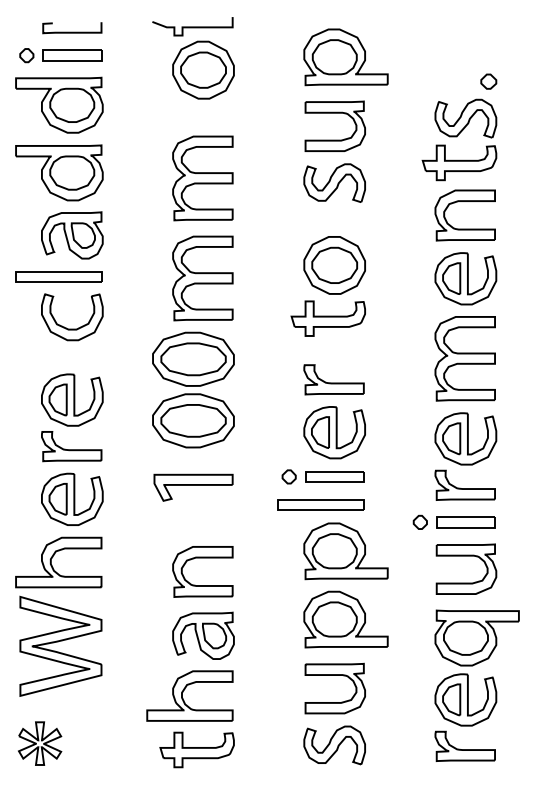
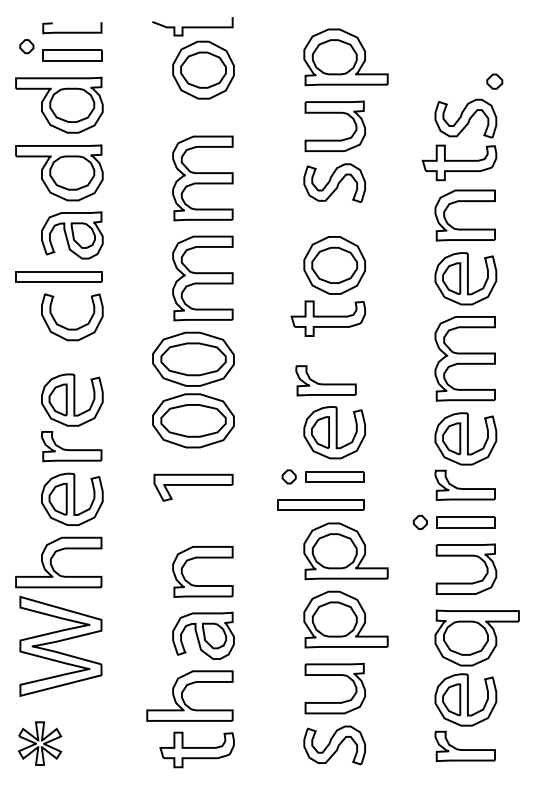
part position: (26, 55) -> (26, 46) (26, 46)
part position: (488, 81) -> (494, 81) (494, 81)
part position: (333, 379) -> (325, 380) (325, 380)
